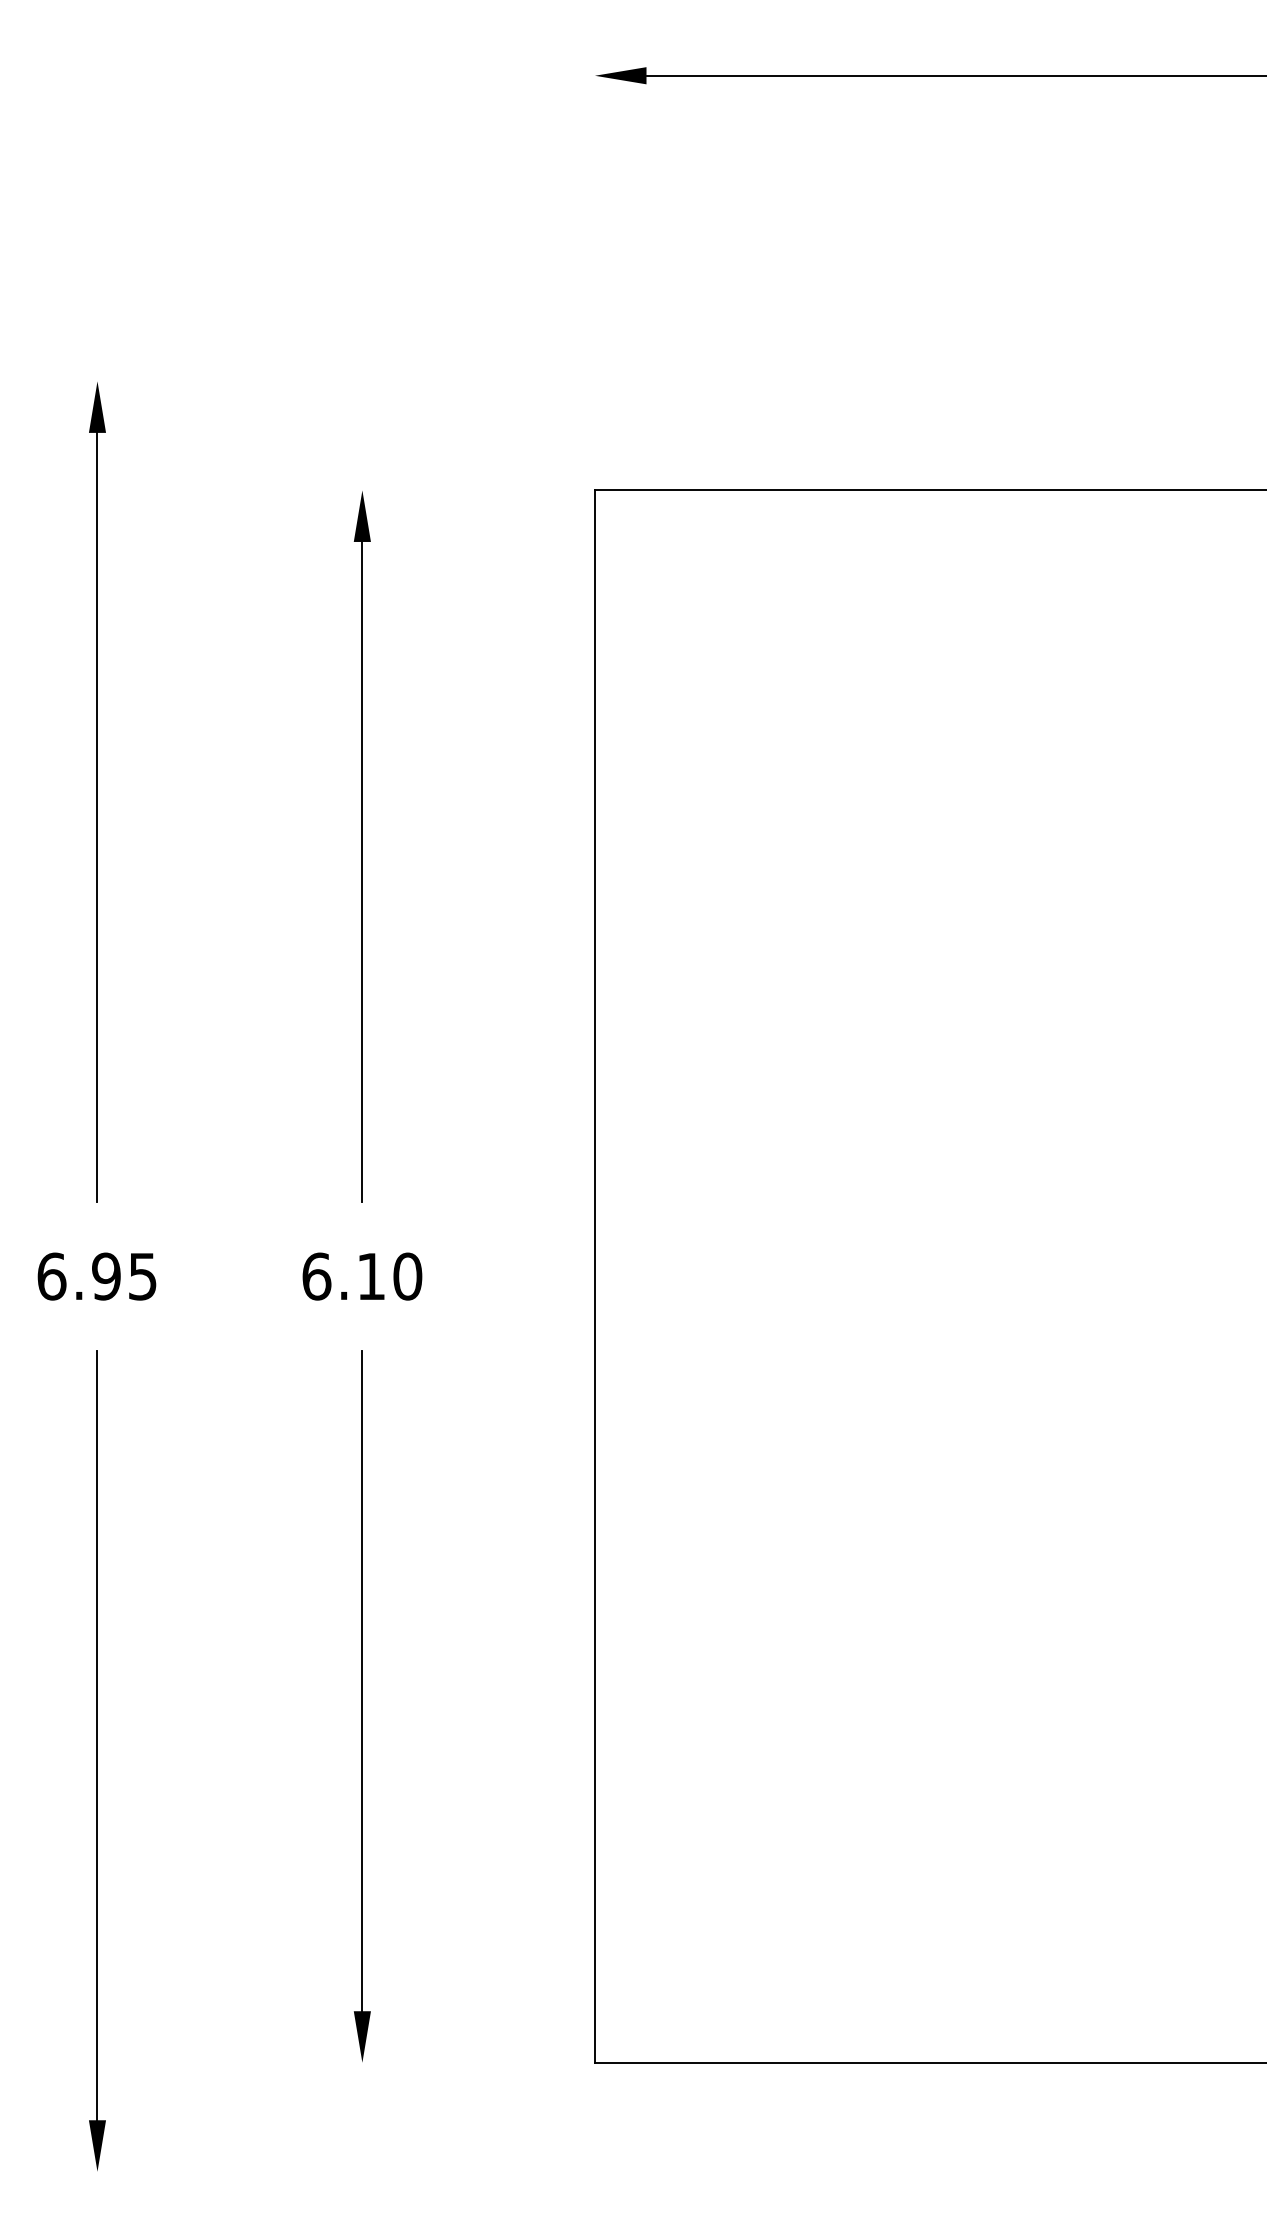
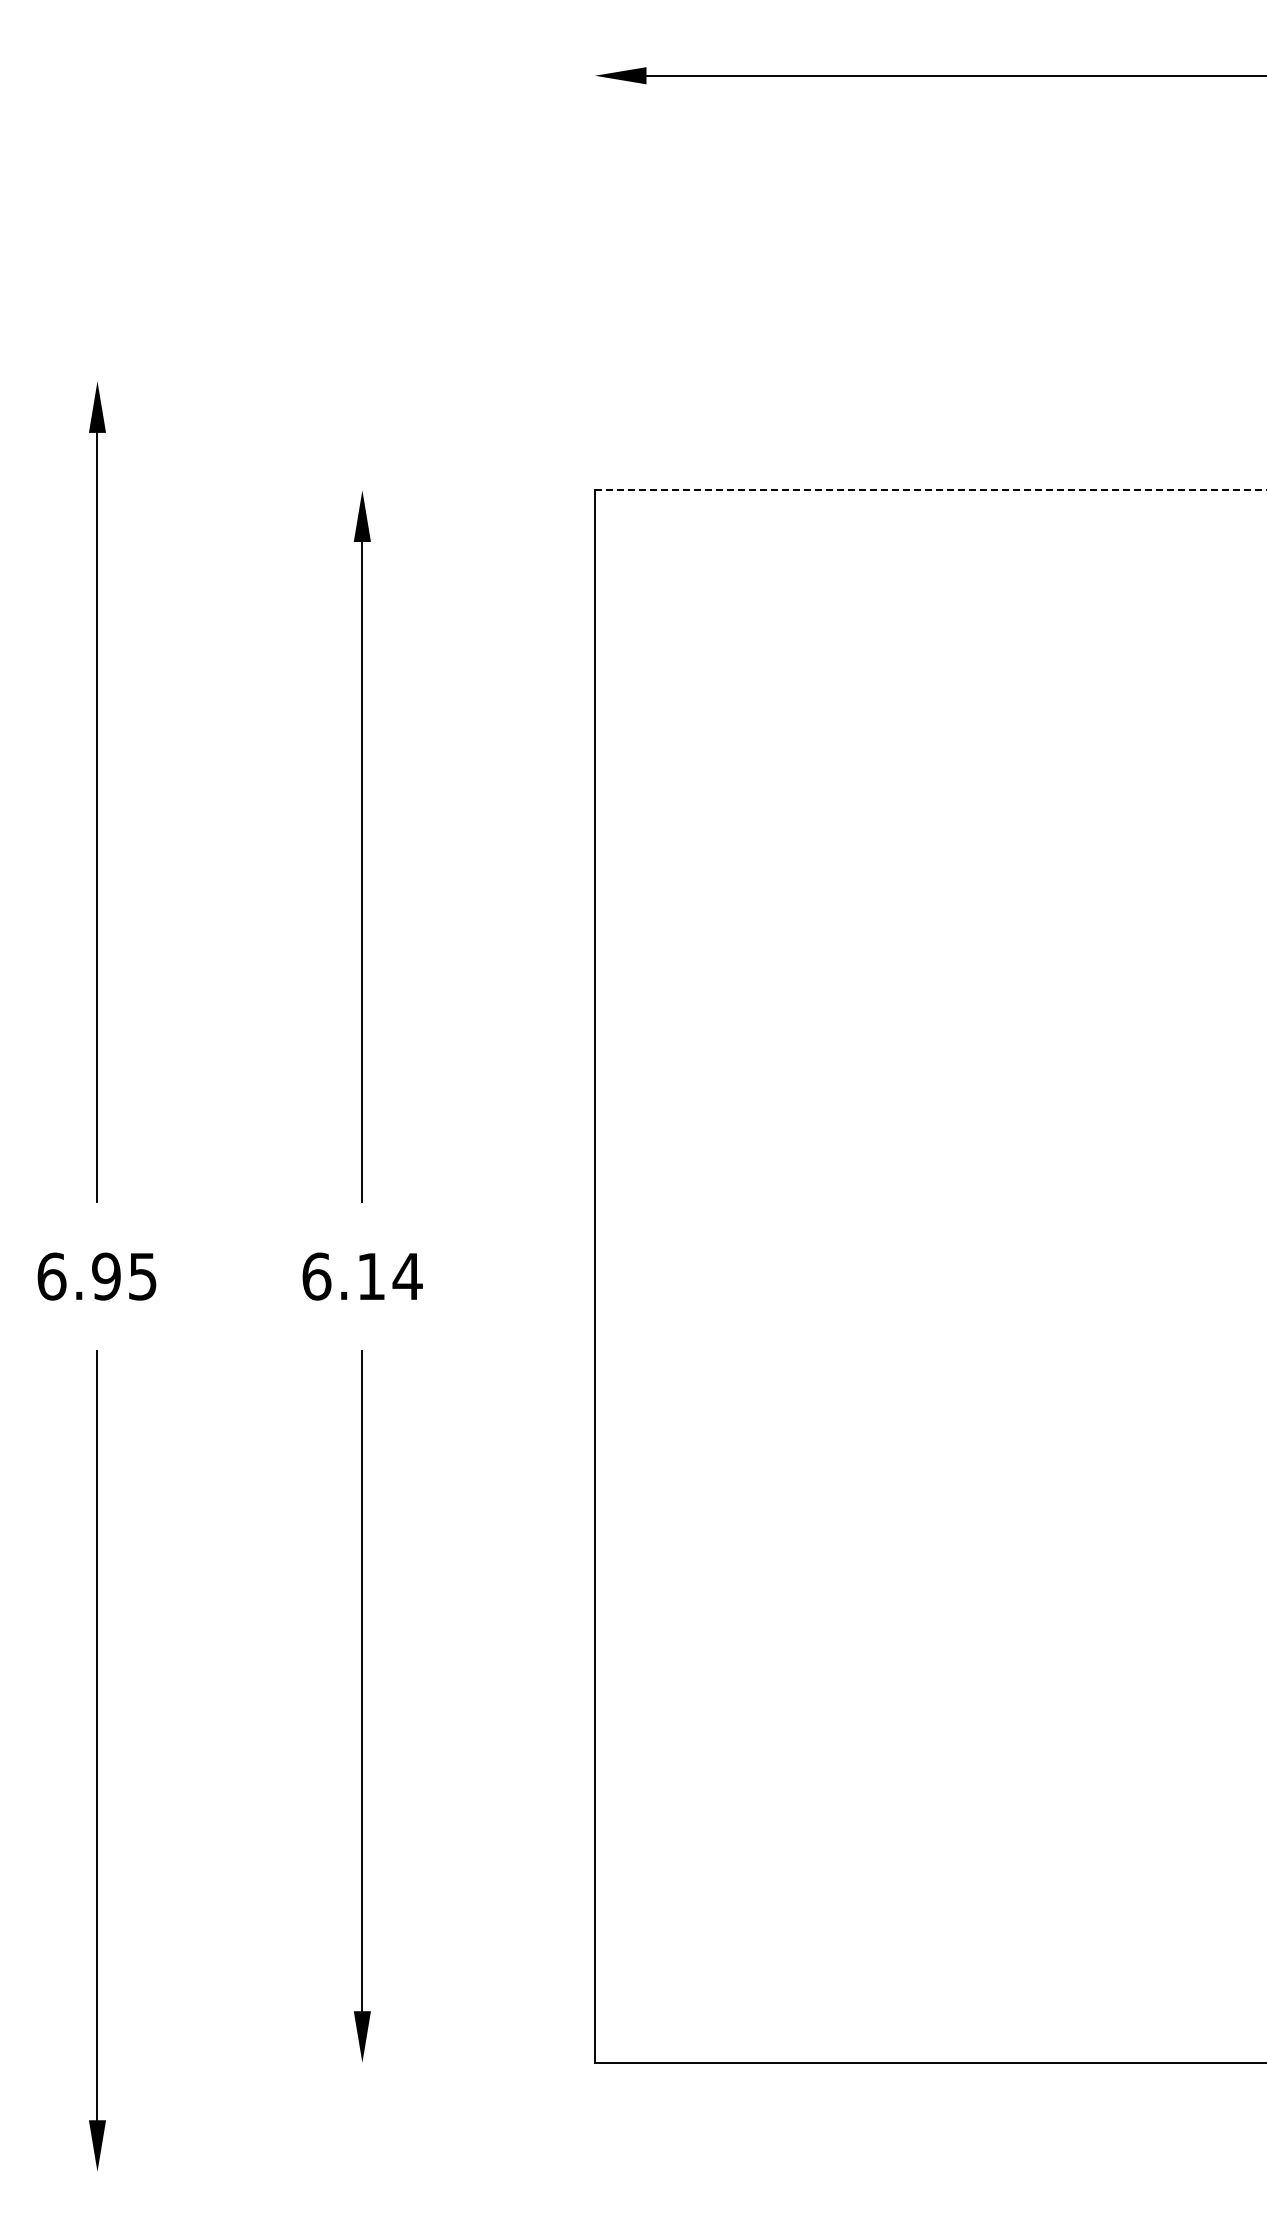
line: solid -> dashed (930, 490)
text: 6.10 -> 6.14 (407, 1276)
